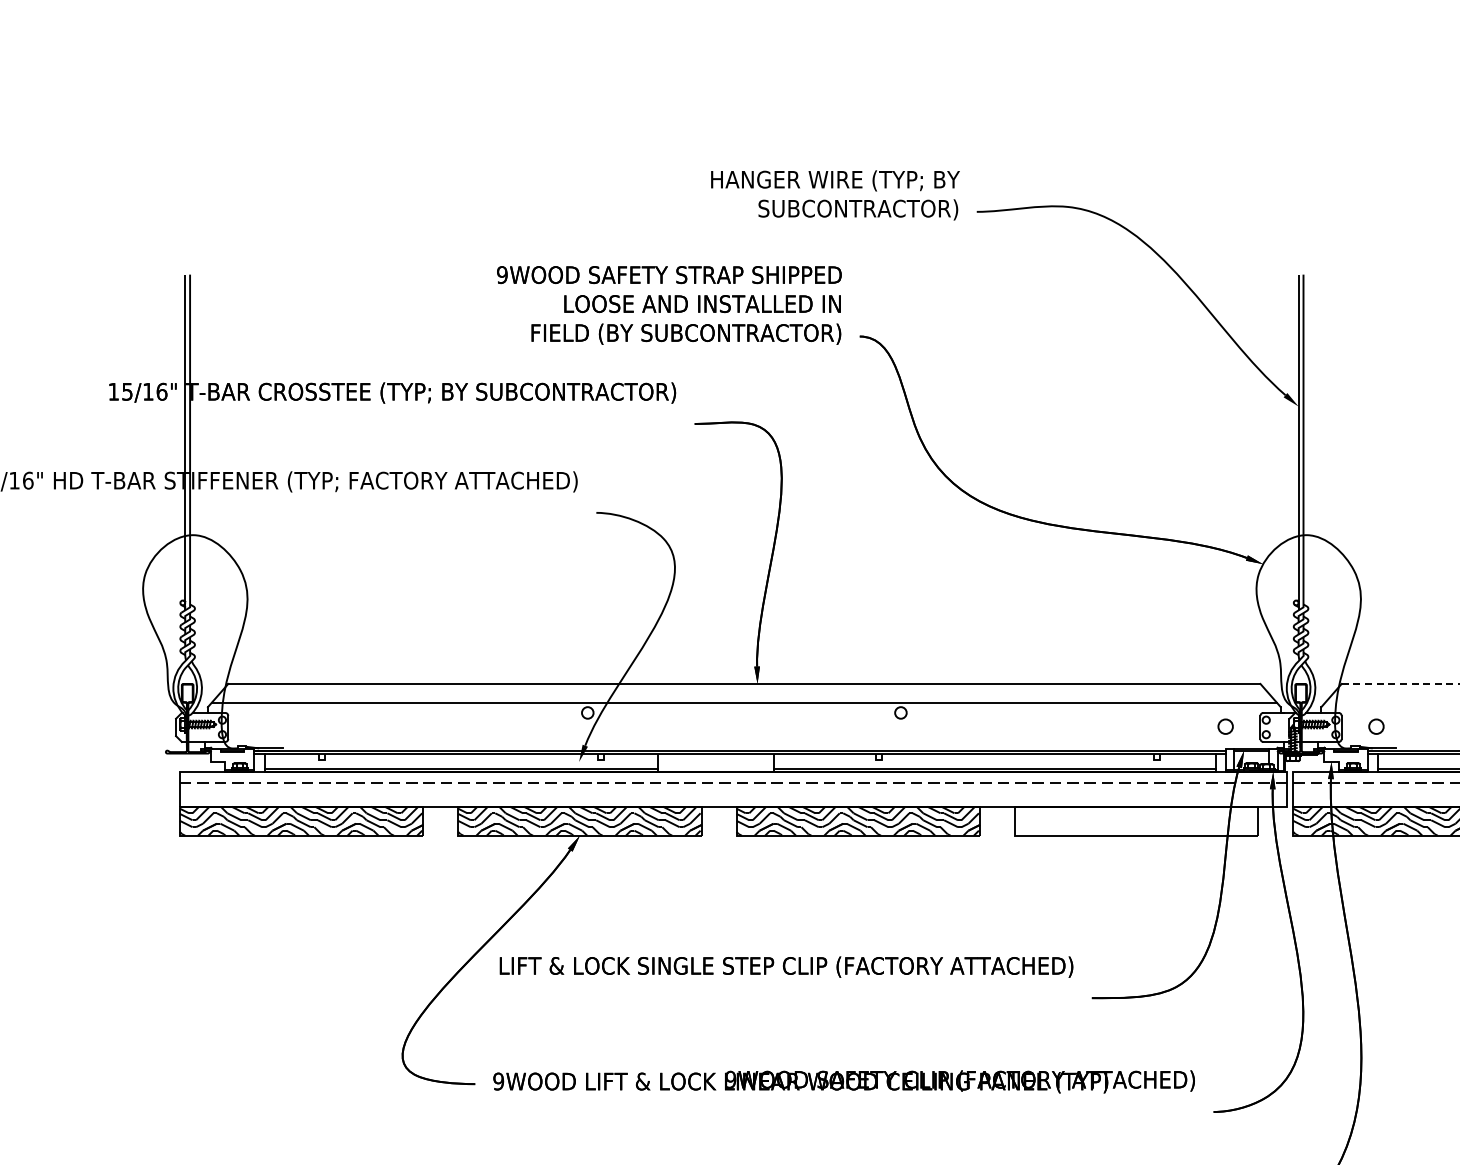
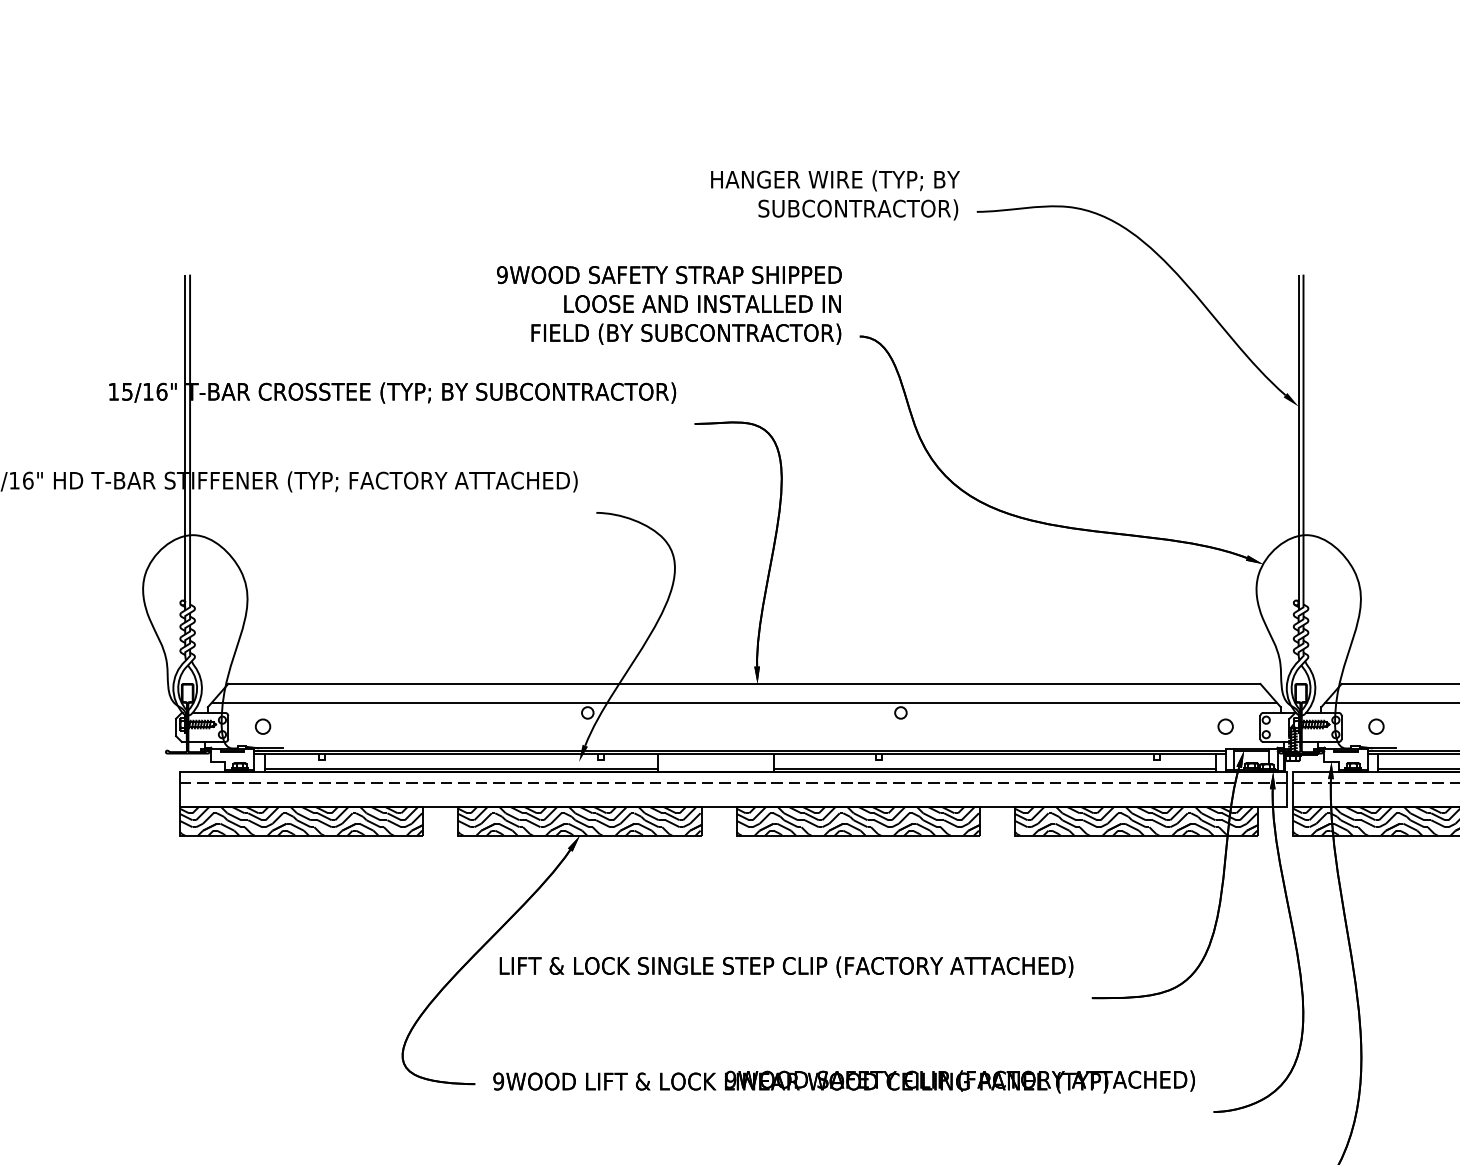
line: dashed -> solid (1401, 683)
line: none -> present (1390, 702)
circle: none -> present (262, 726)
hatch: none -> present (1136, 820)
